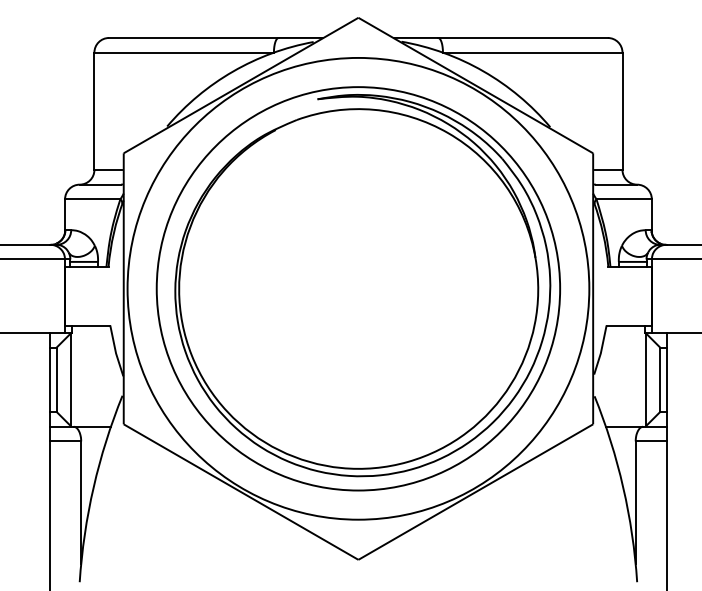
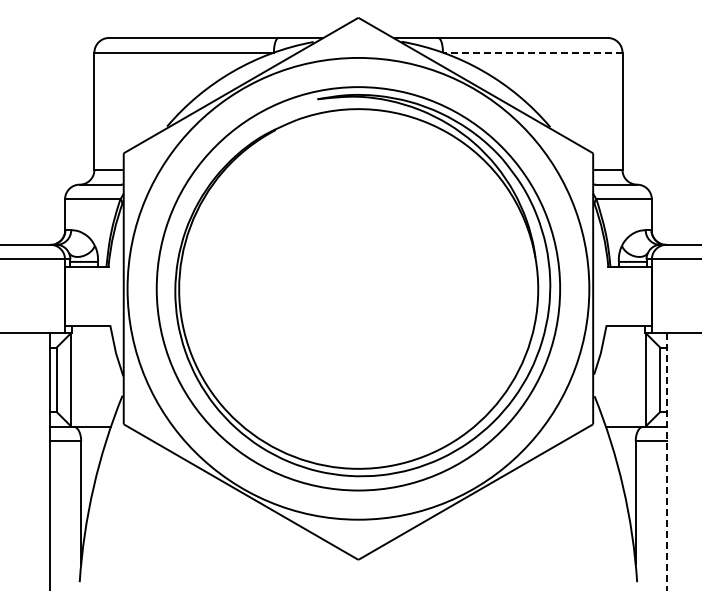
line: solid -> dashed (532, 52)
line: solid -> dashed (666, 461)
